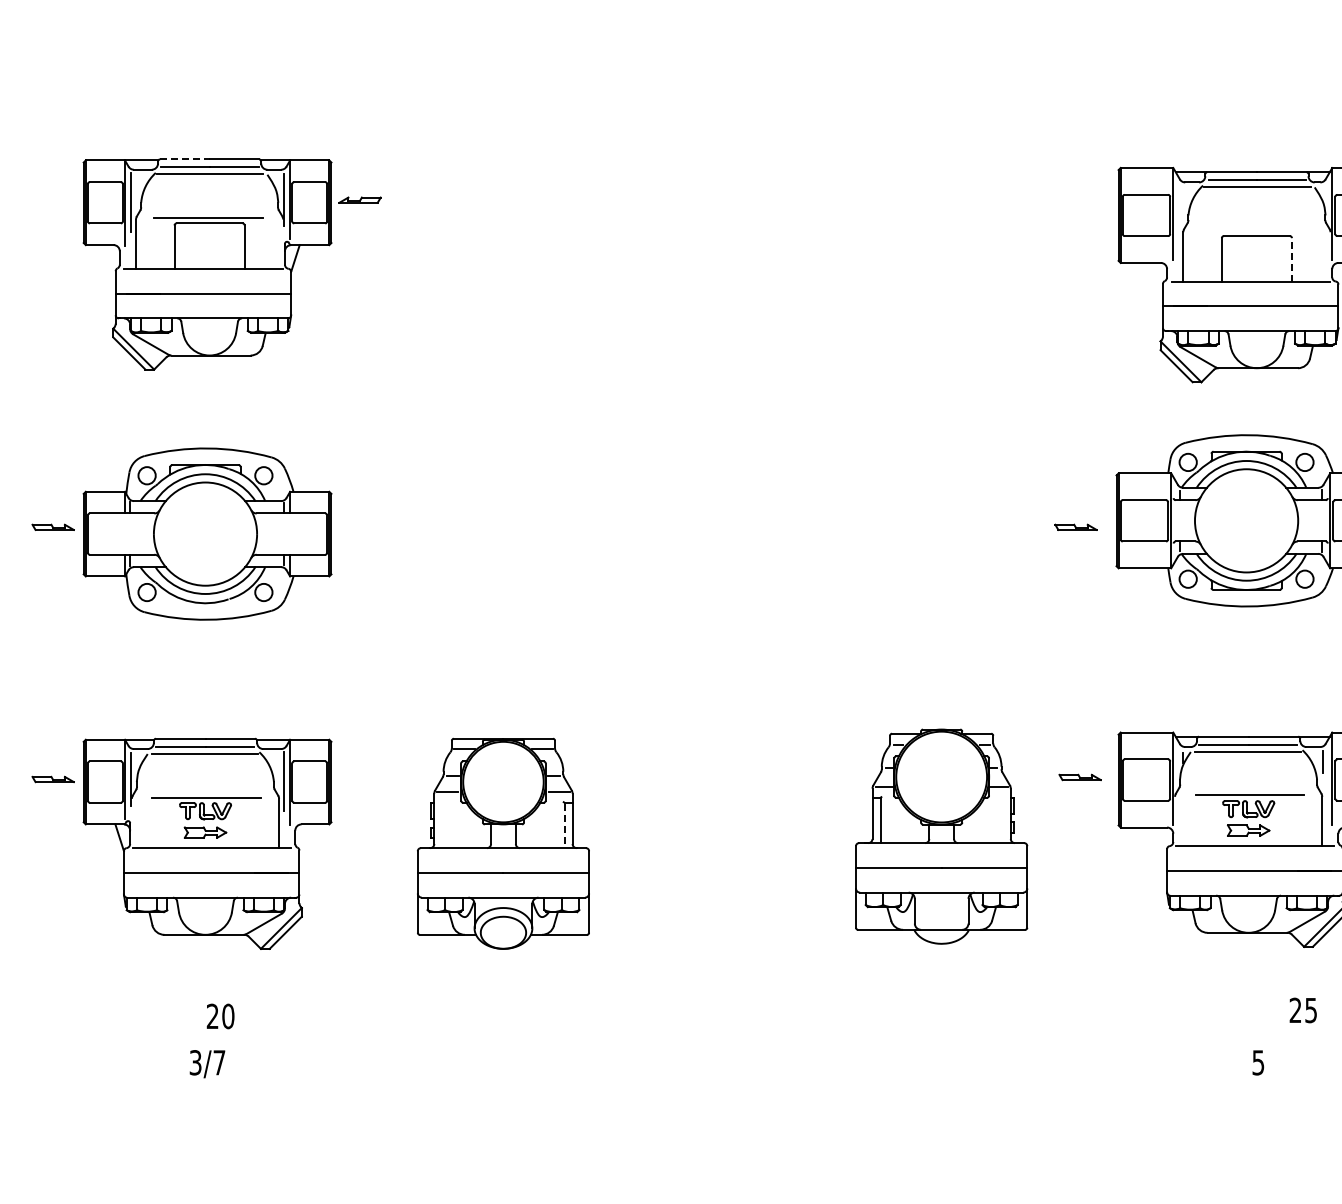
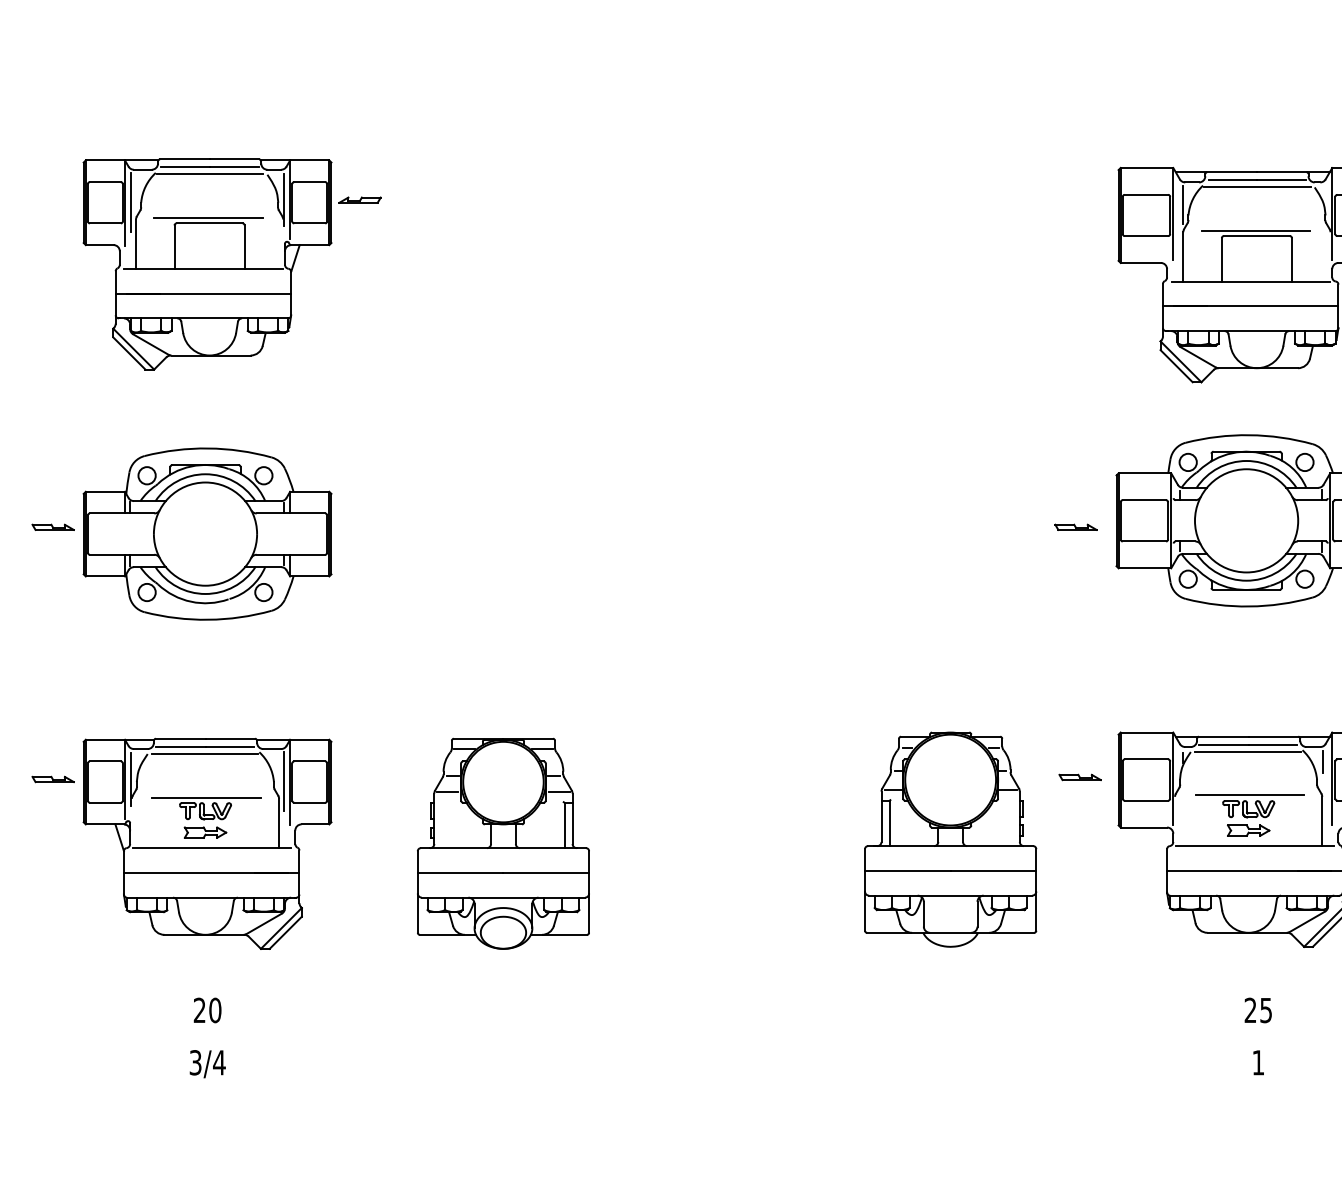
line: dashed -> solid (184, 159)
line: none -> present (1182, 205)
line: none -> present (1255, 230)
line: dashed -> solid (1292, 259)
line: dashed -> solid (564, 826)
part position: (941, 836) -> (950, 839) (950, 839)
text position: (1302, 1010) -> (1257, 1010) (1257, 1010)
text position: (220, 1016) -> (207, 1010) (207, 1010)
text: 3/7 -> 3/4 (219, 1062)
text: 5 -> 1 (1258, 1062)
